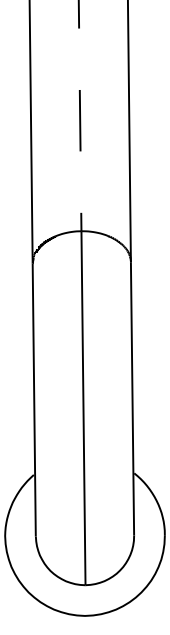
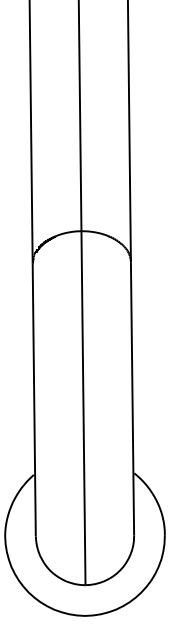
line: dashed -> solid (80, 116)
